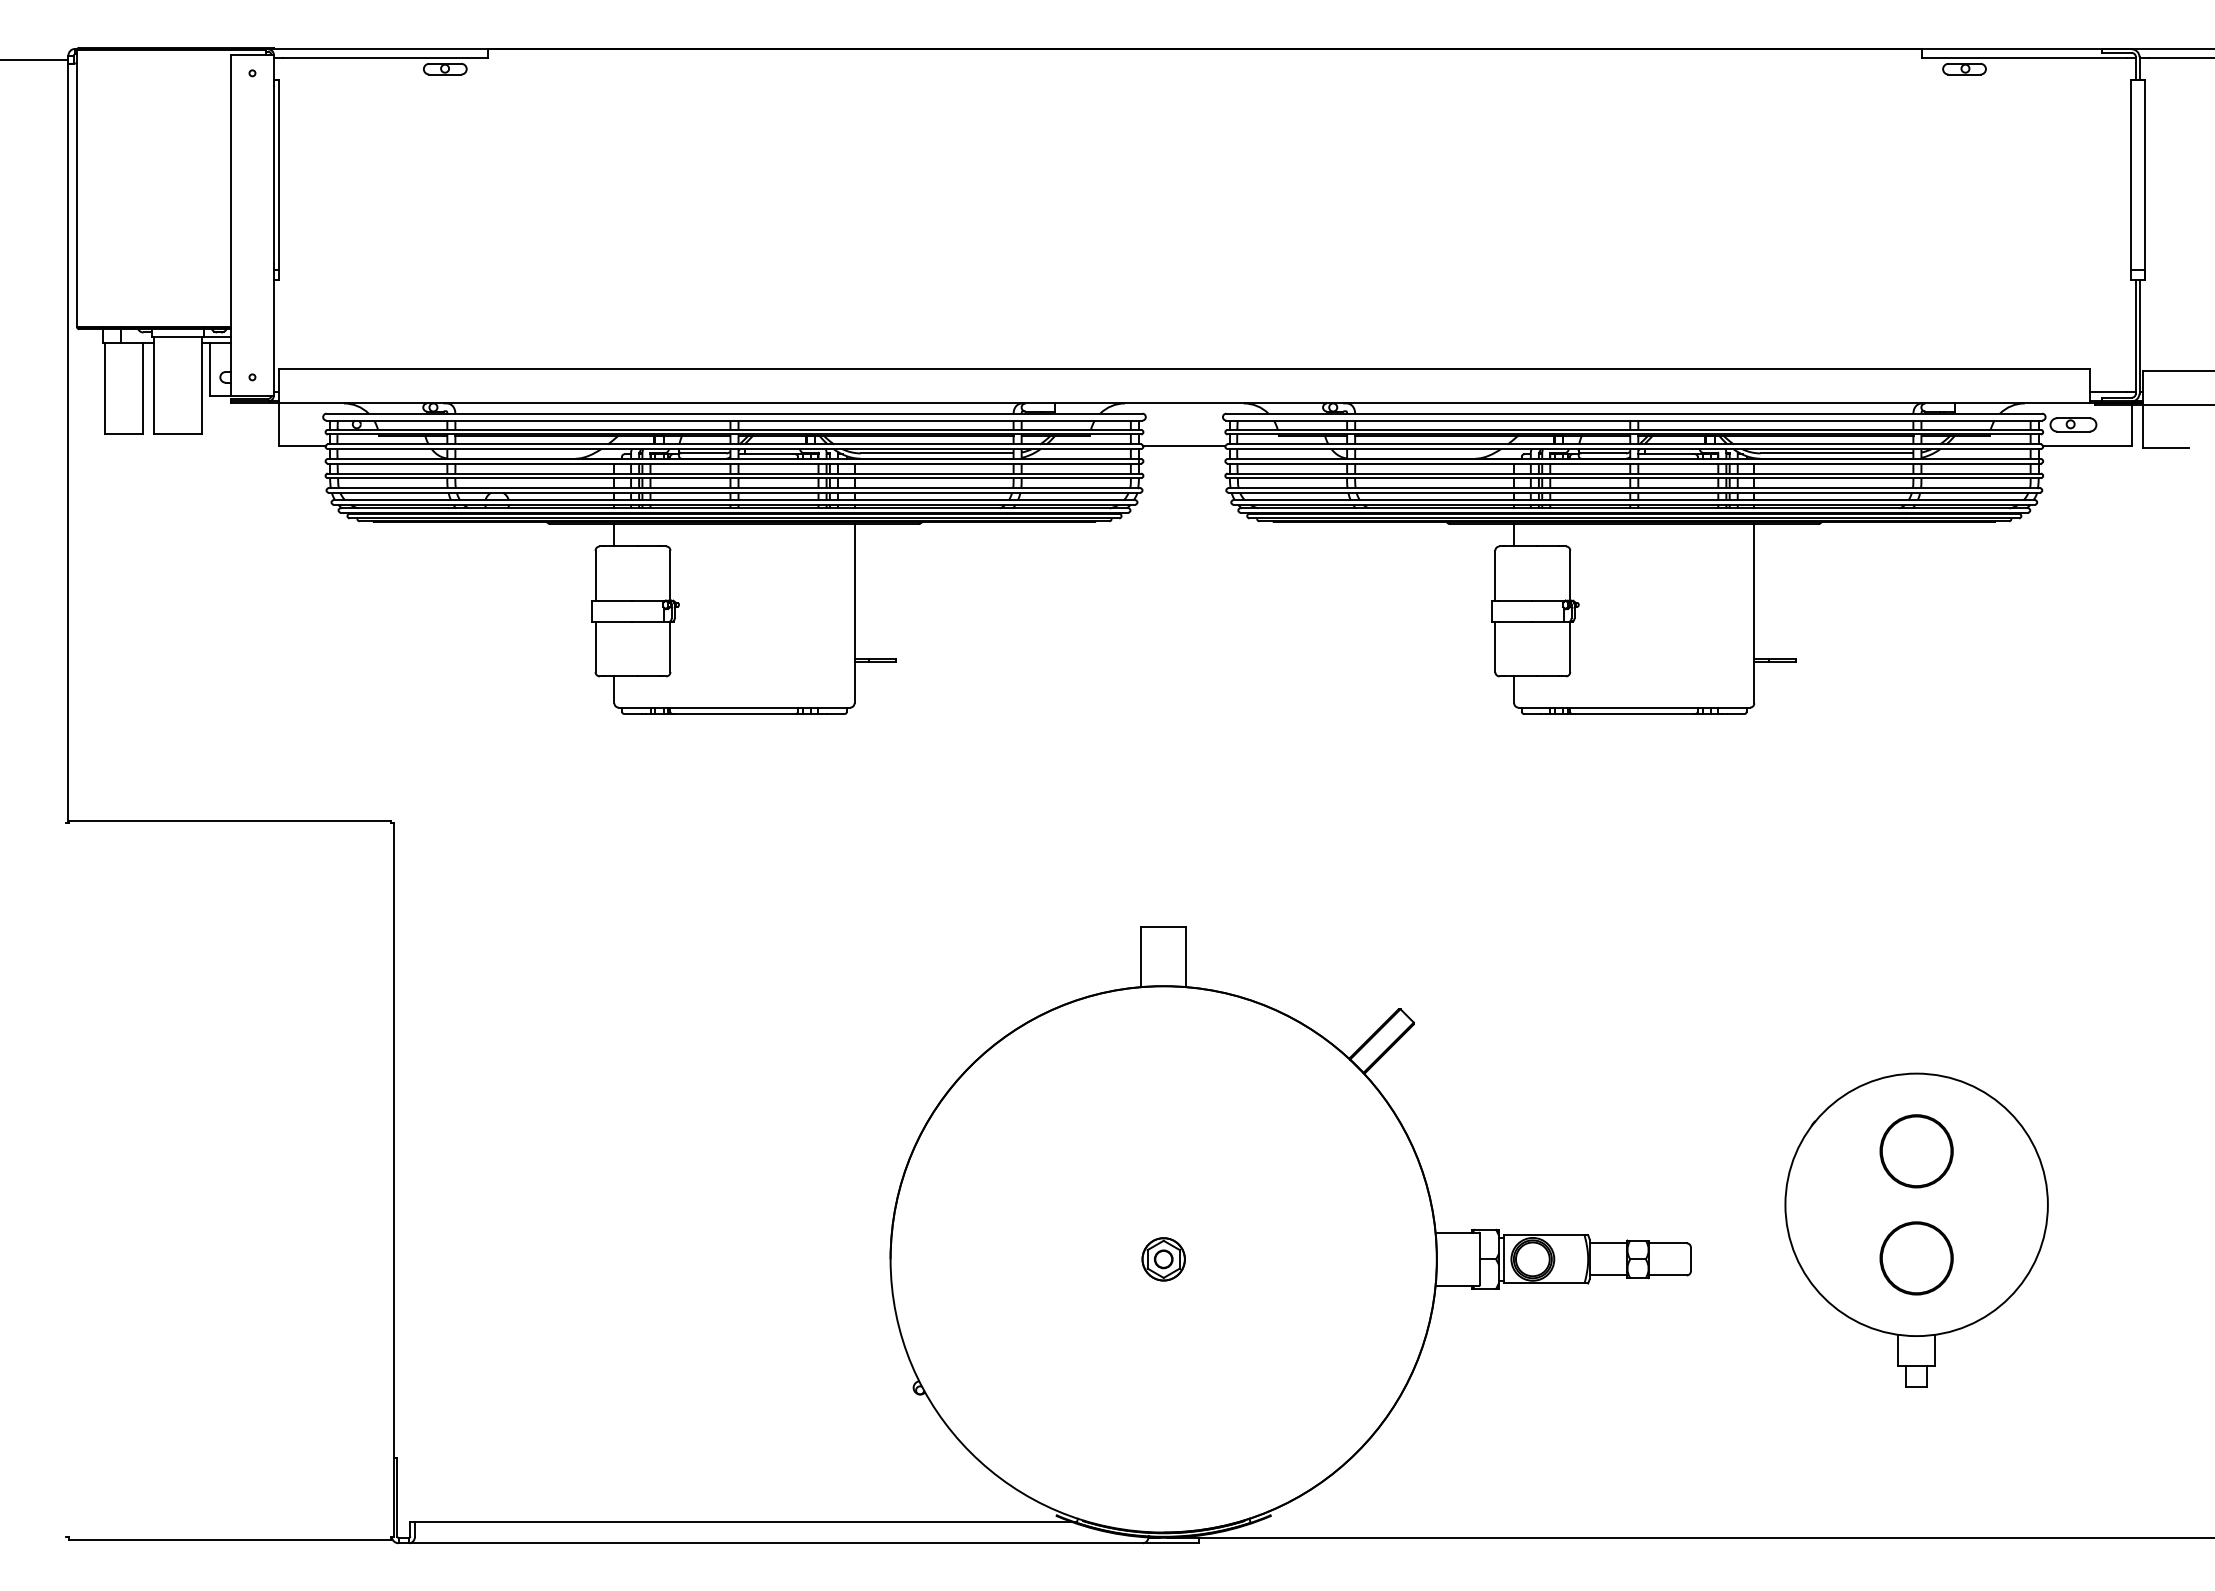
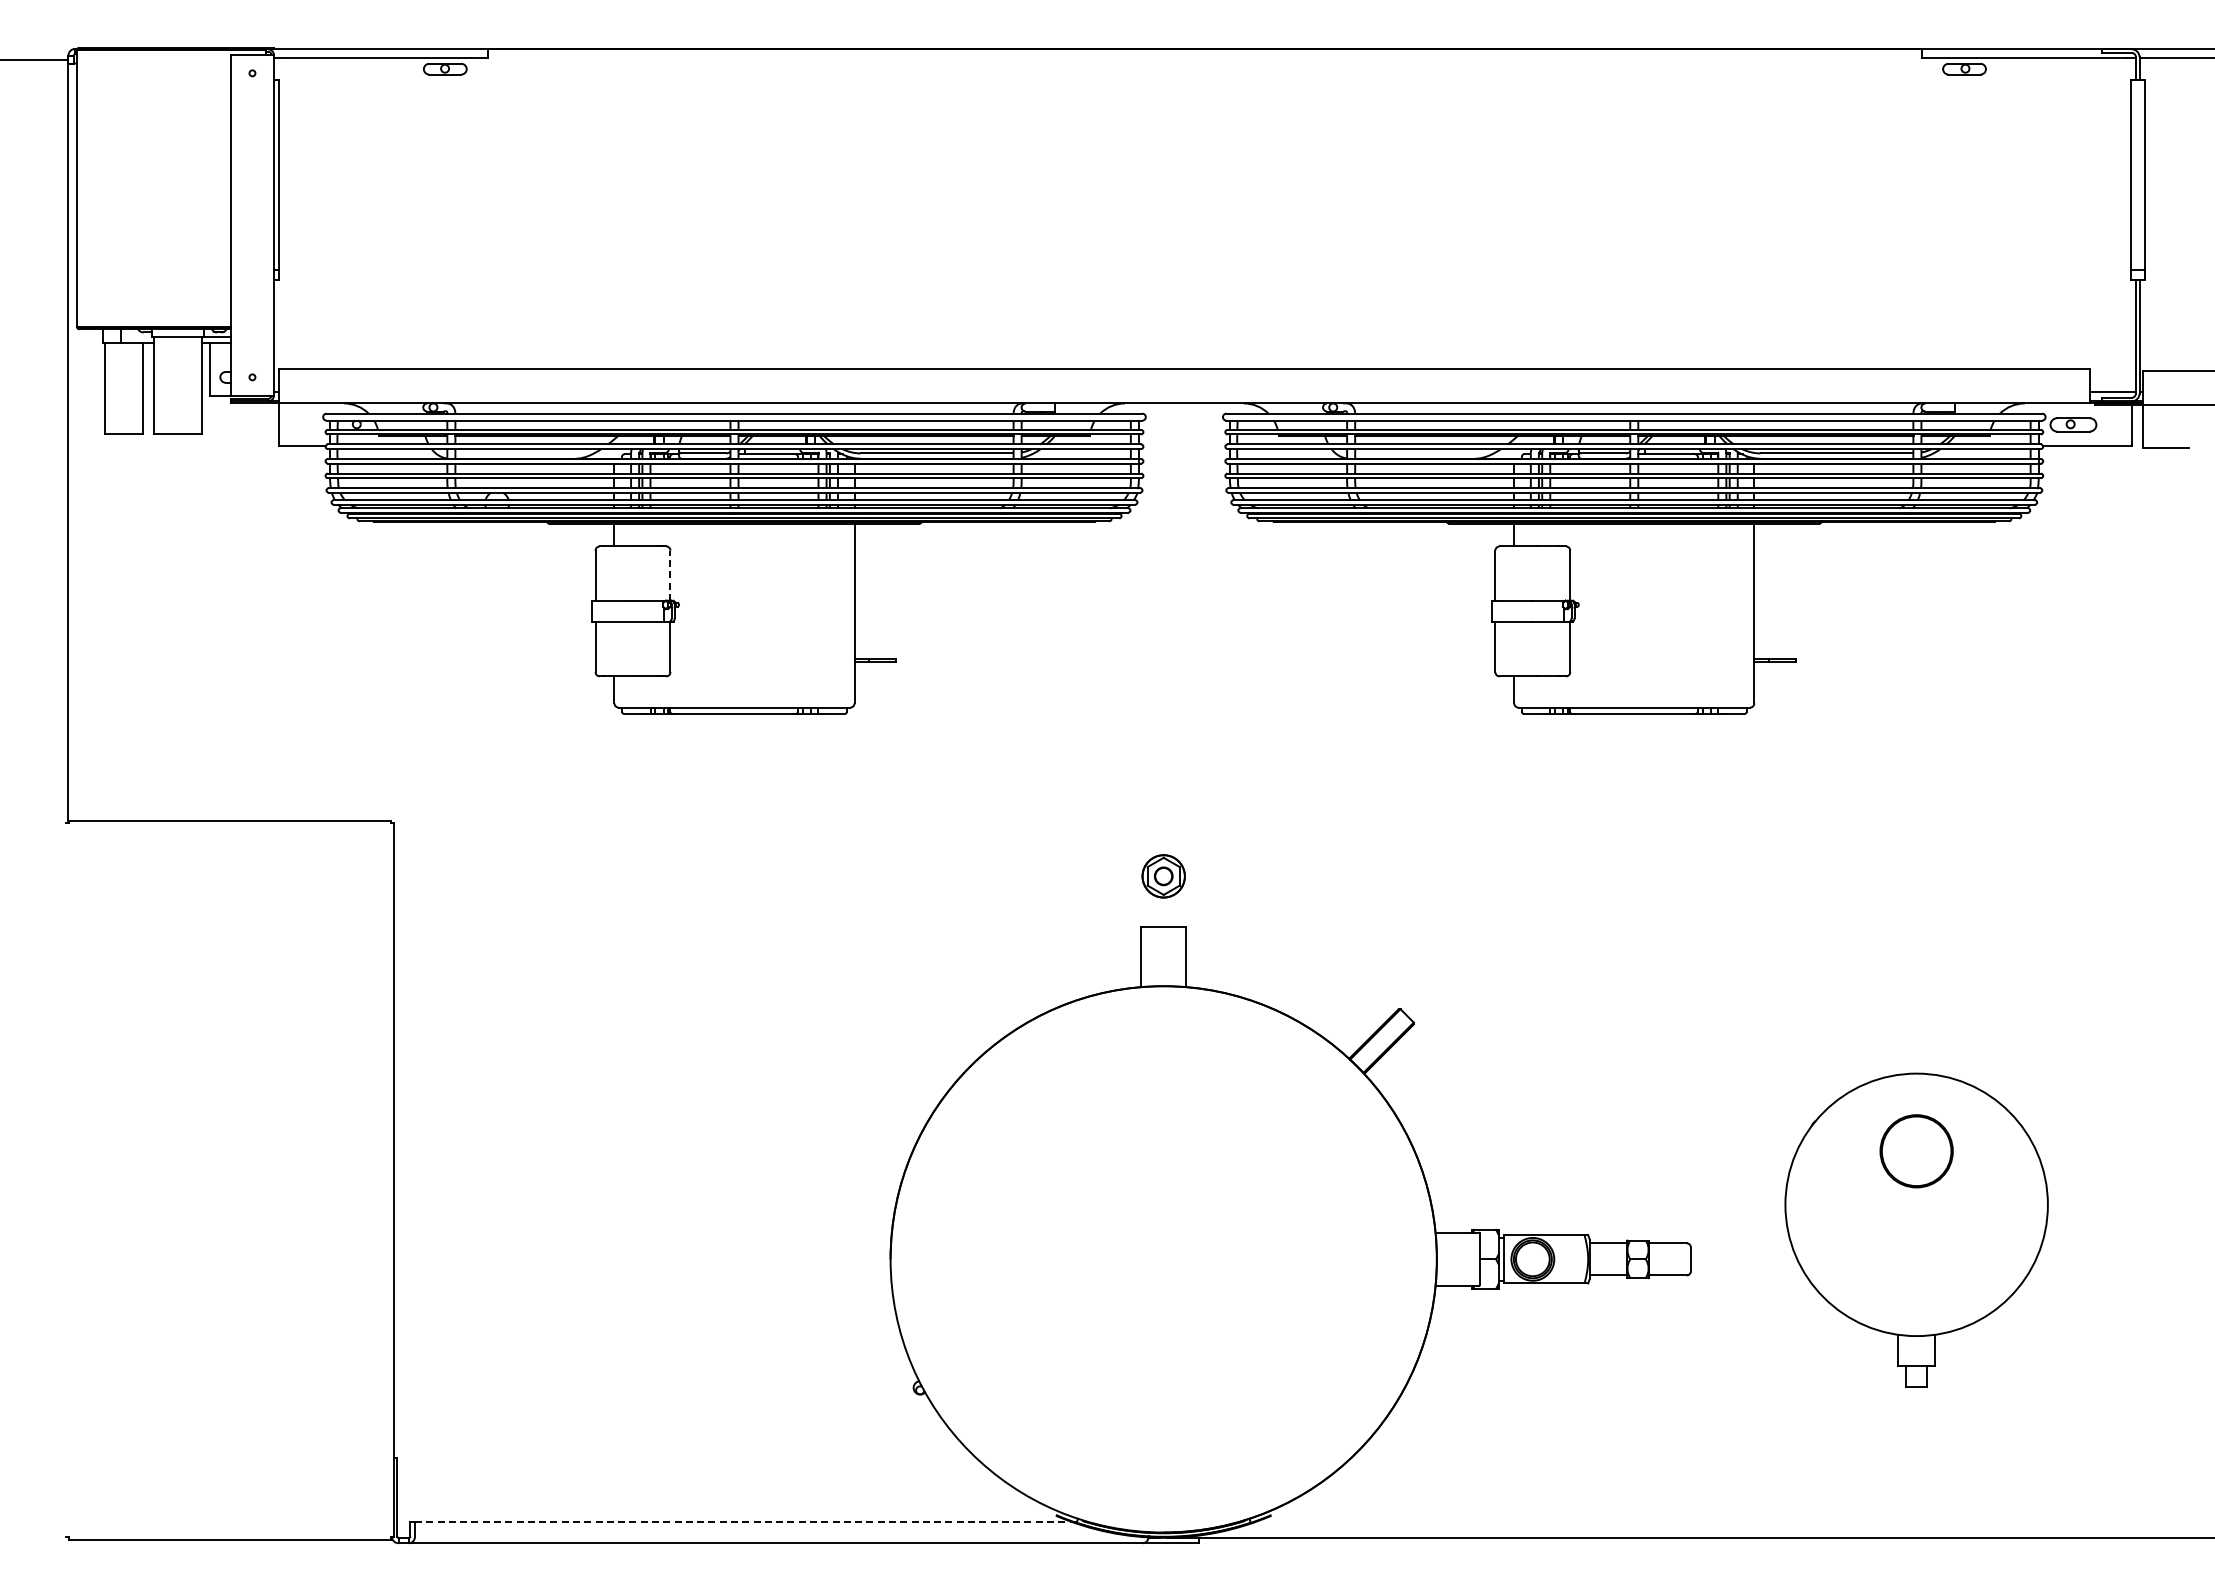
line: present -> none (1184, 446)
line: solid -> dashed (670, 575)
circle: present -> none (1916, 1258)
part position: (1163, 1259) -> (1163, 876) (1163, 876)
line: solid -> dashed (743, 1521)
